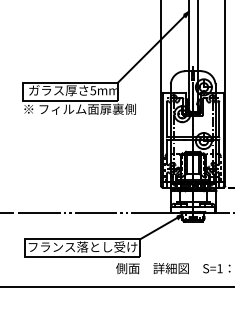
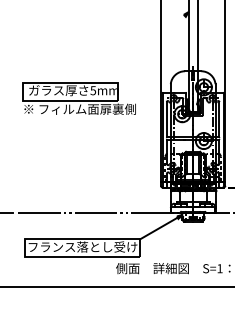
line: present -> none (152, 47)
